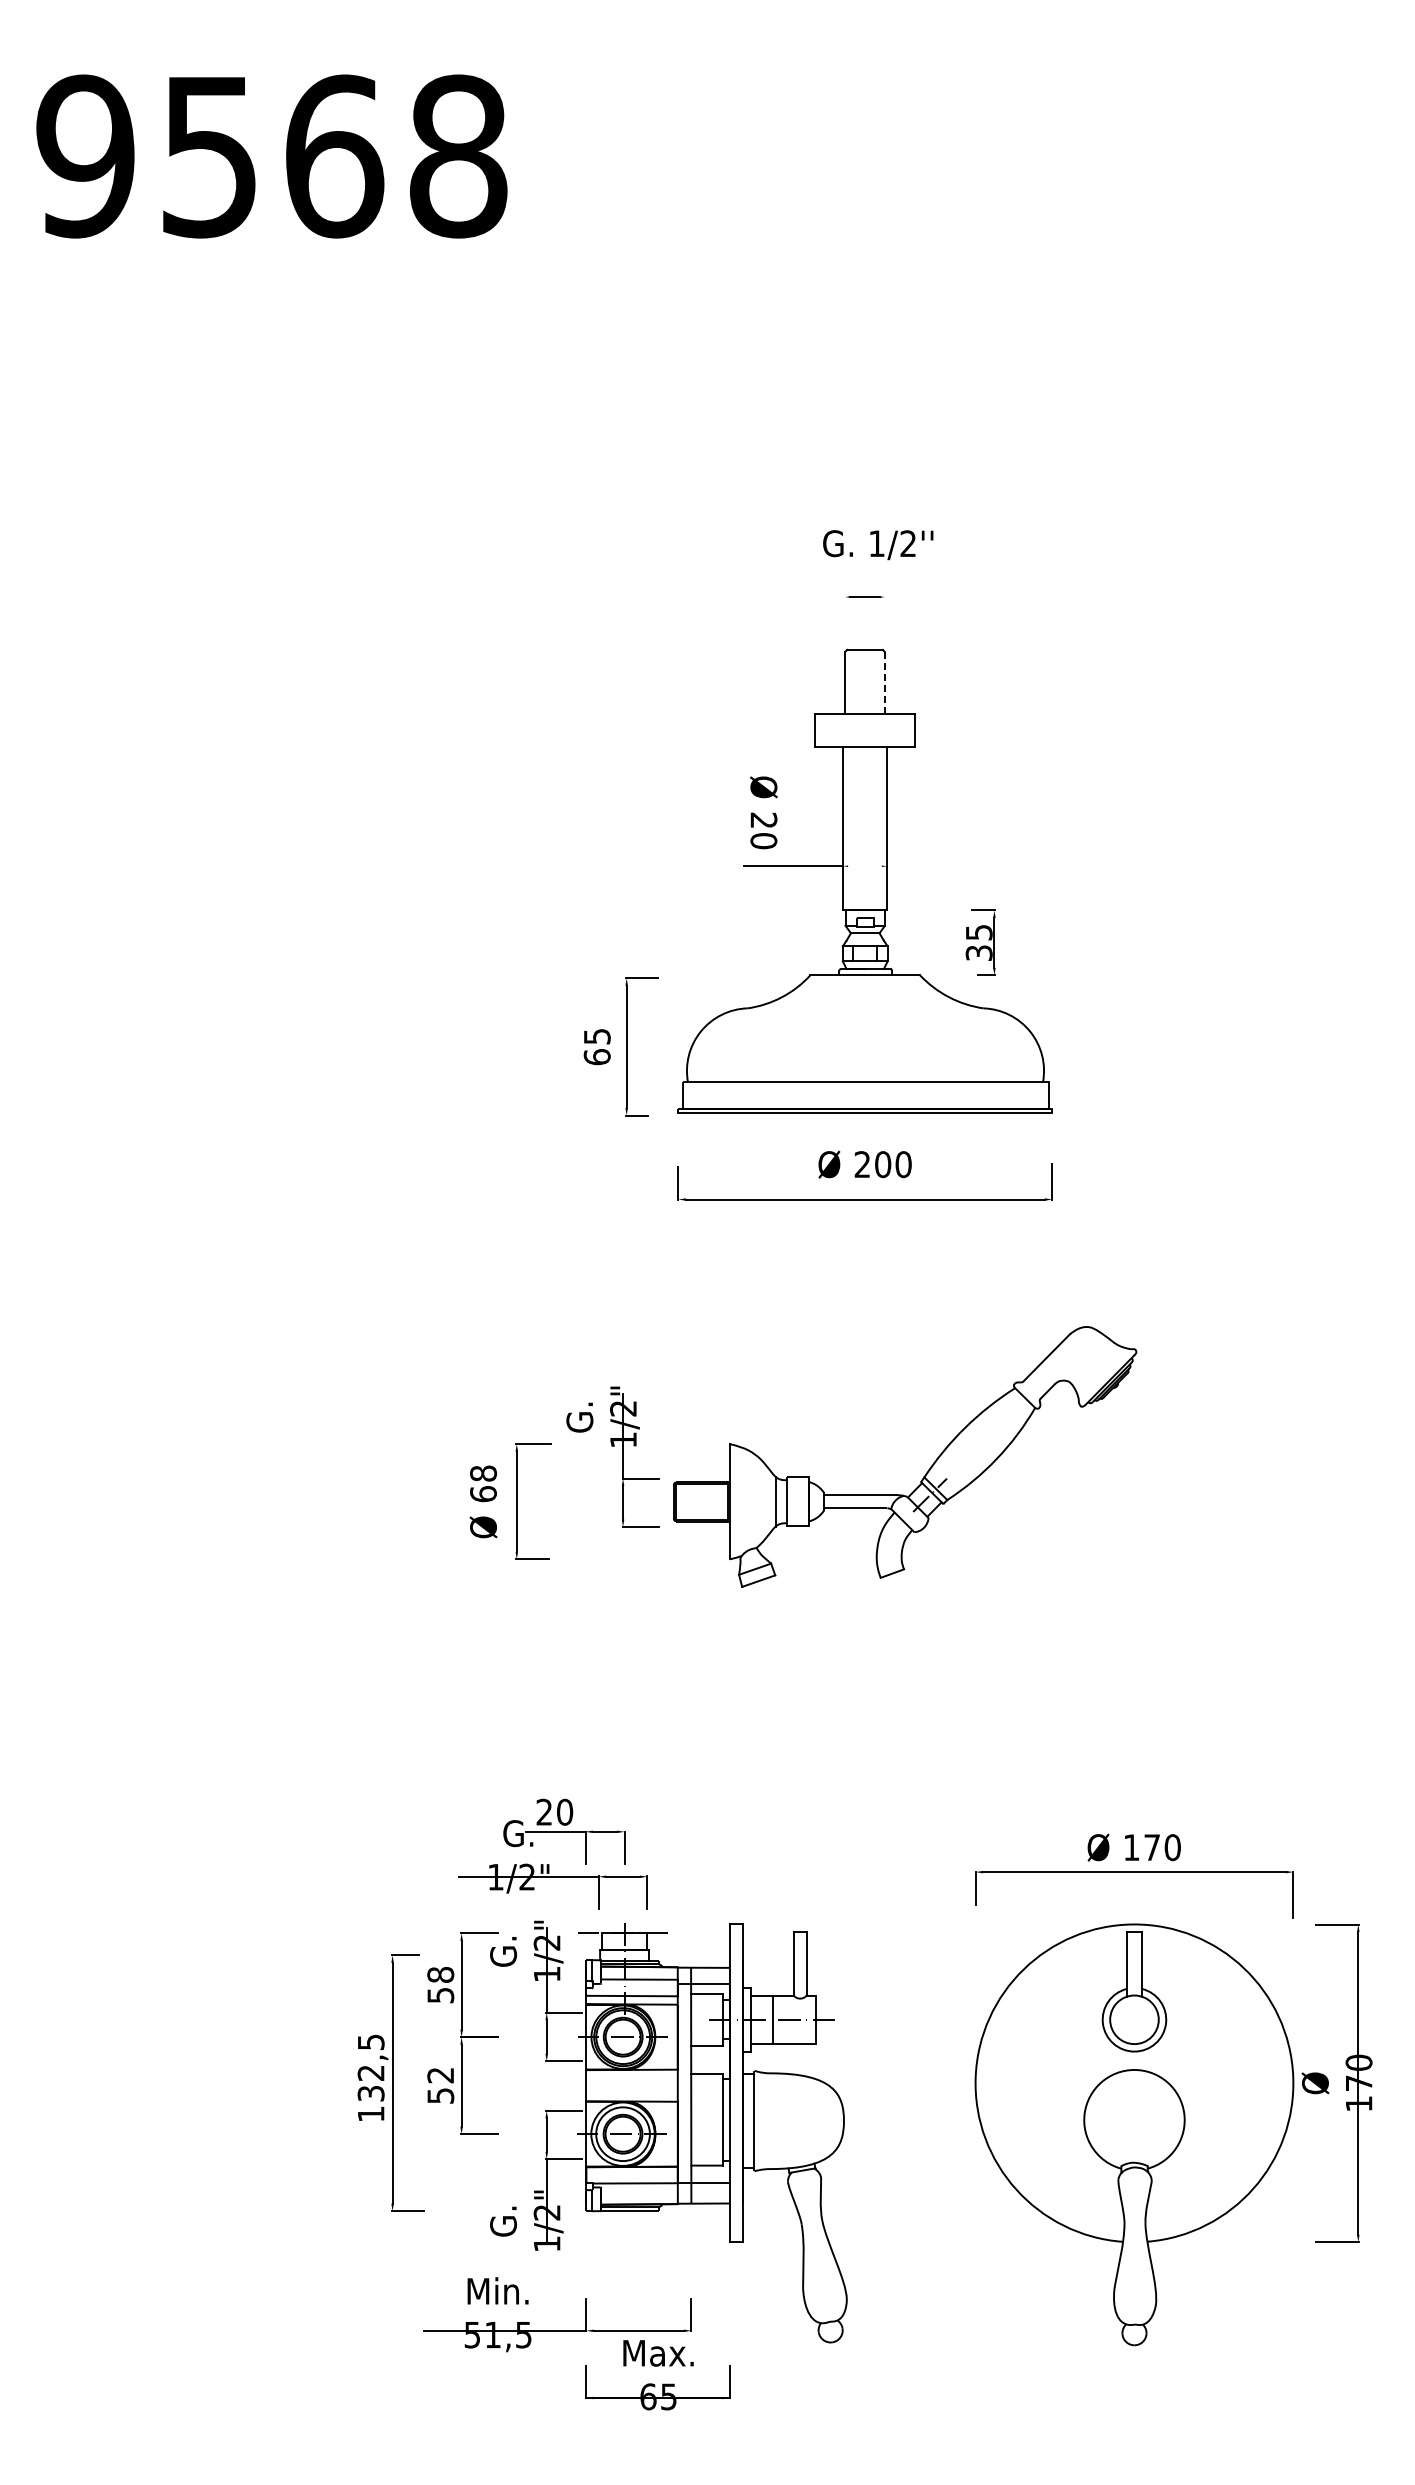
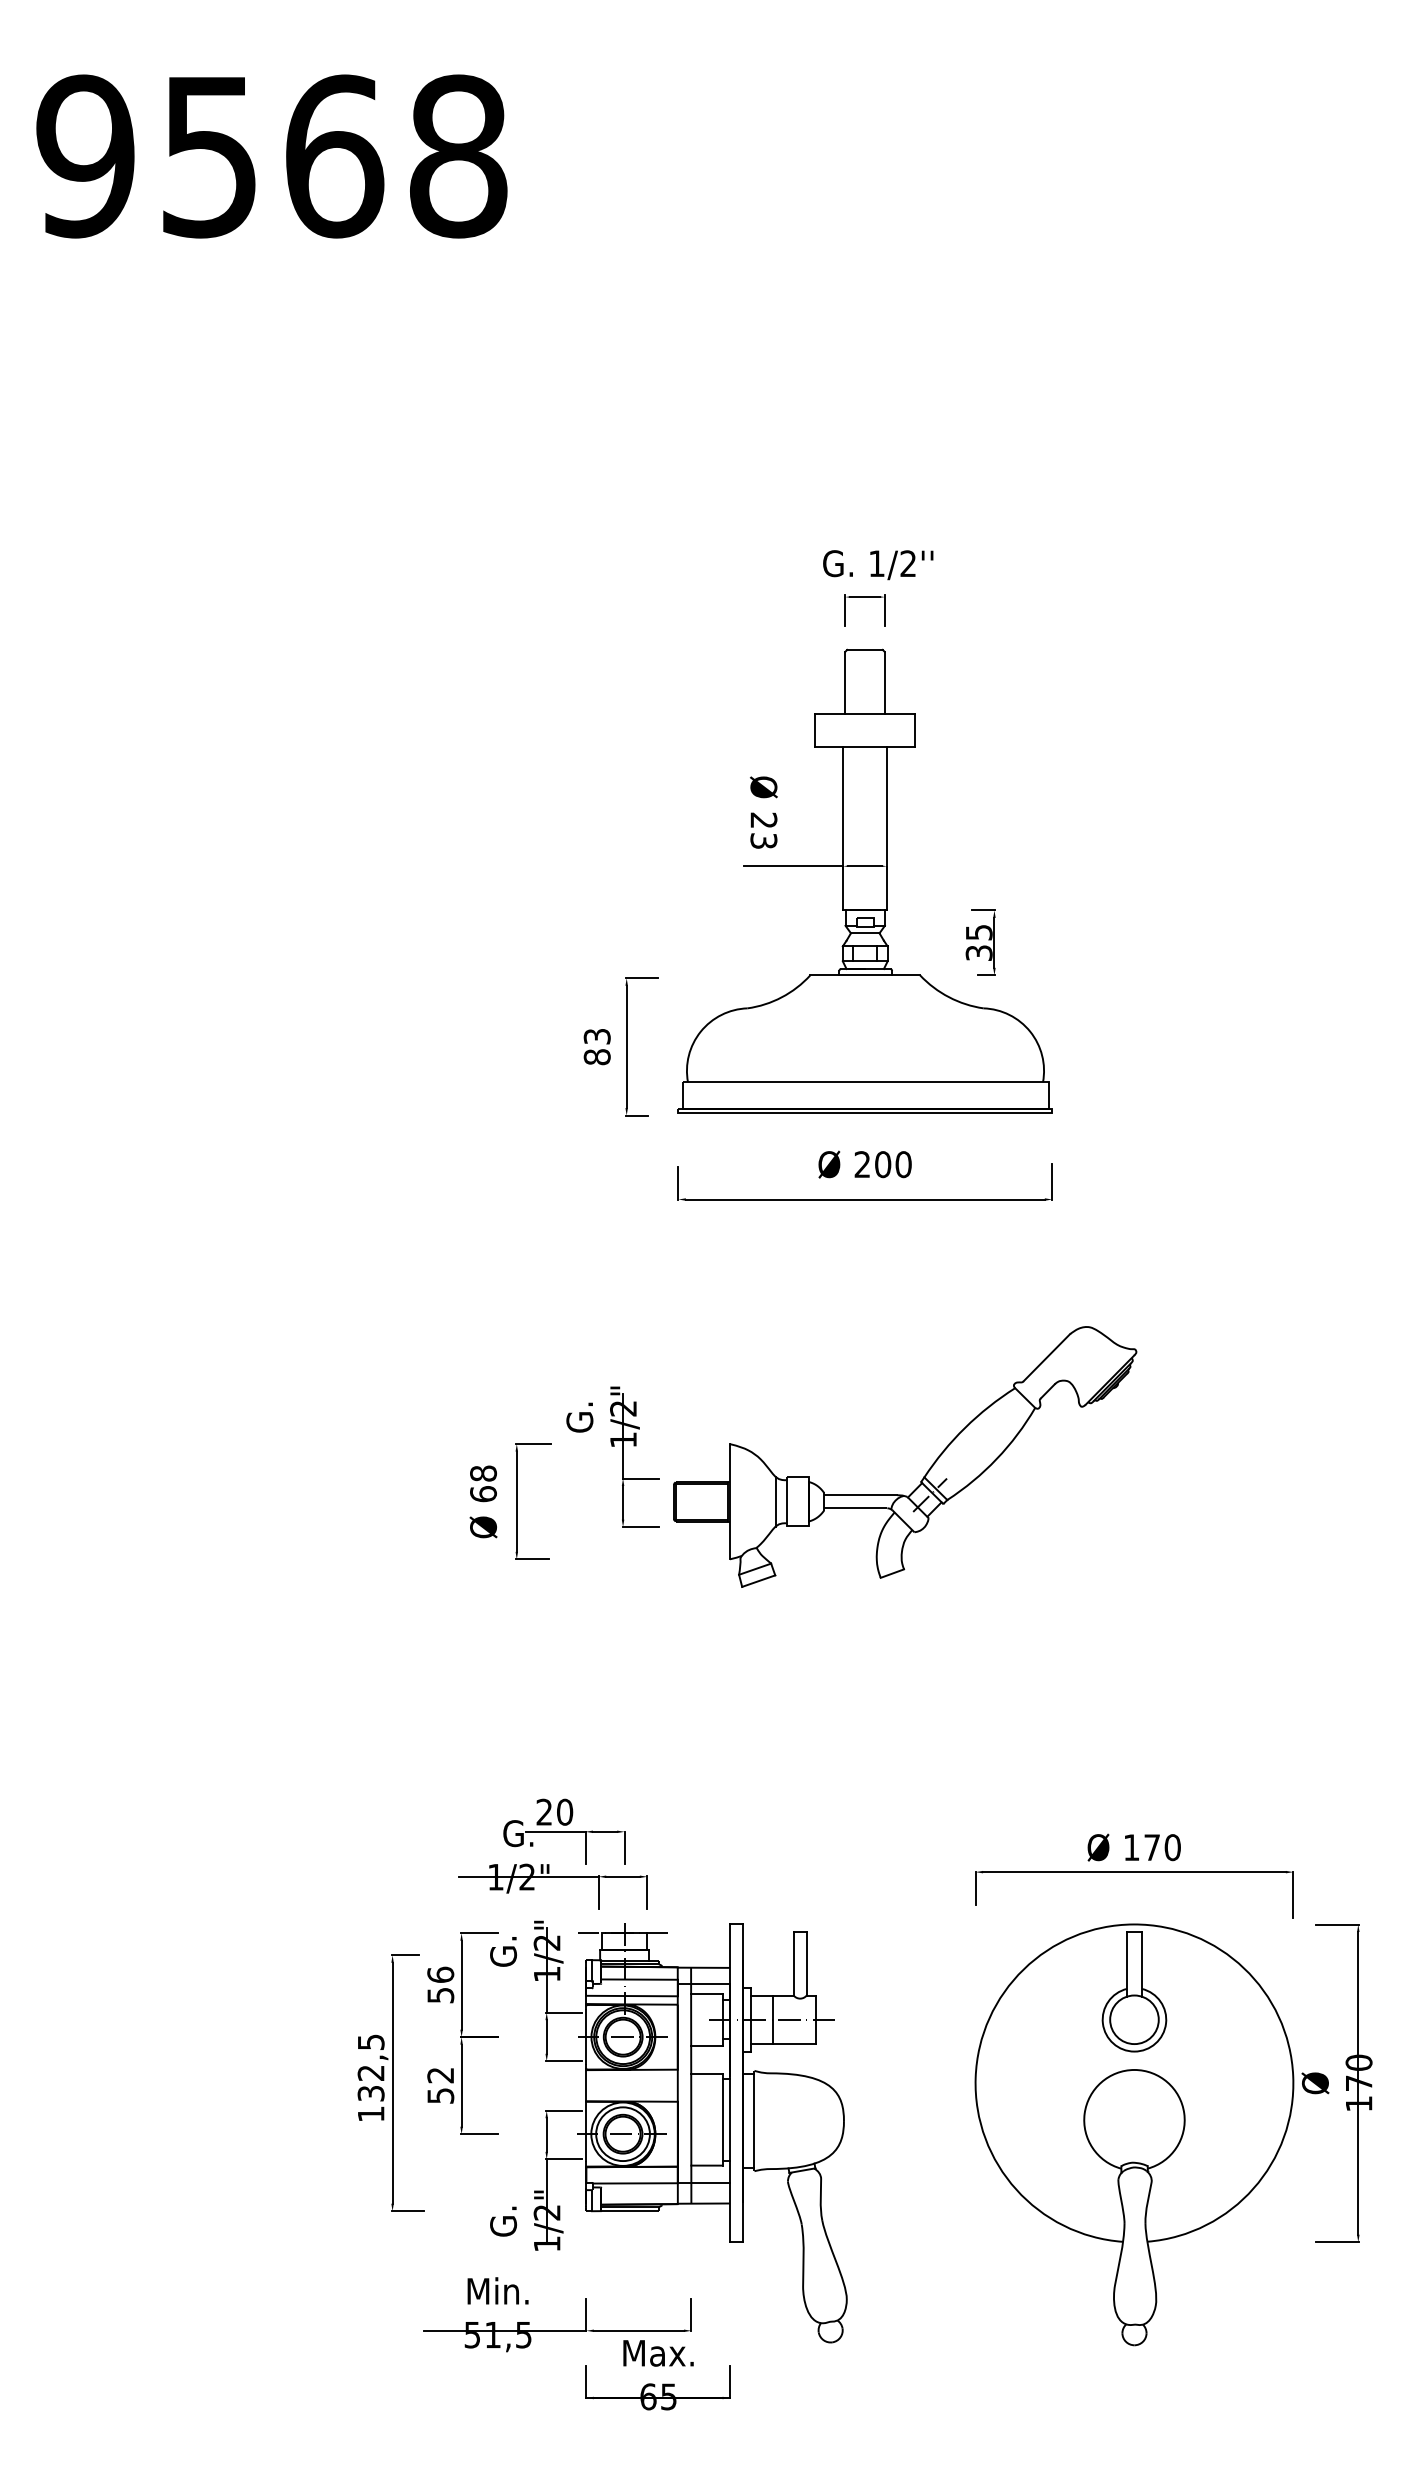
text position: (878, 545) -> (878, 565) (878, 565)
line: none -> present (845, 610)
line: none -> present (884, 610)
line: dashed -> solid (884, 682)
text: 20 -> 23 (763, 841)
line: none -> present (864, 866)
text: 65 -> 83 (596, 1047)
text: 58 -> 56 (440, 1974)
